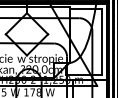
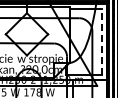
line: solid -> dashed (101, 42)
